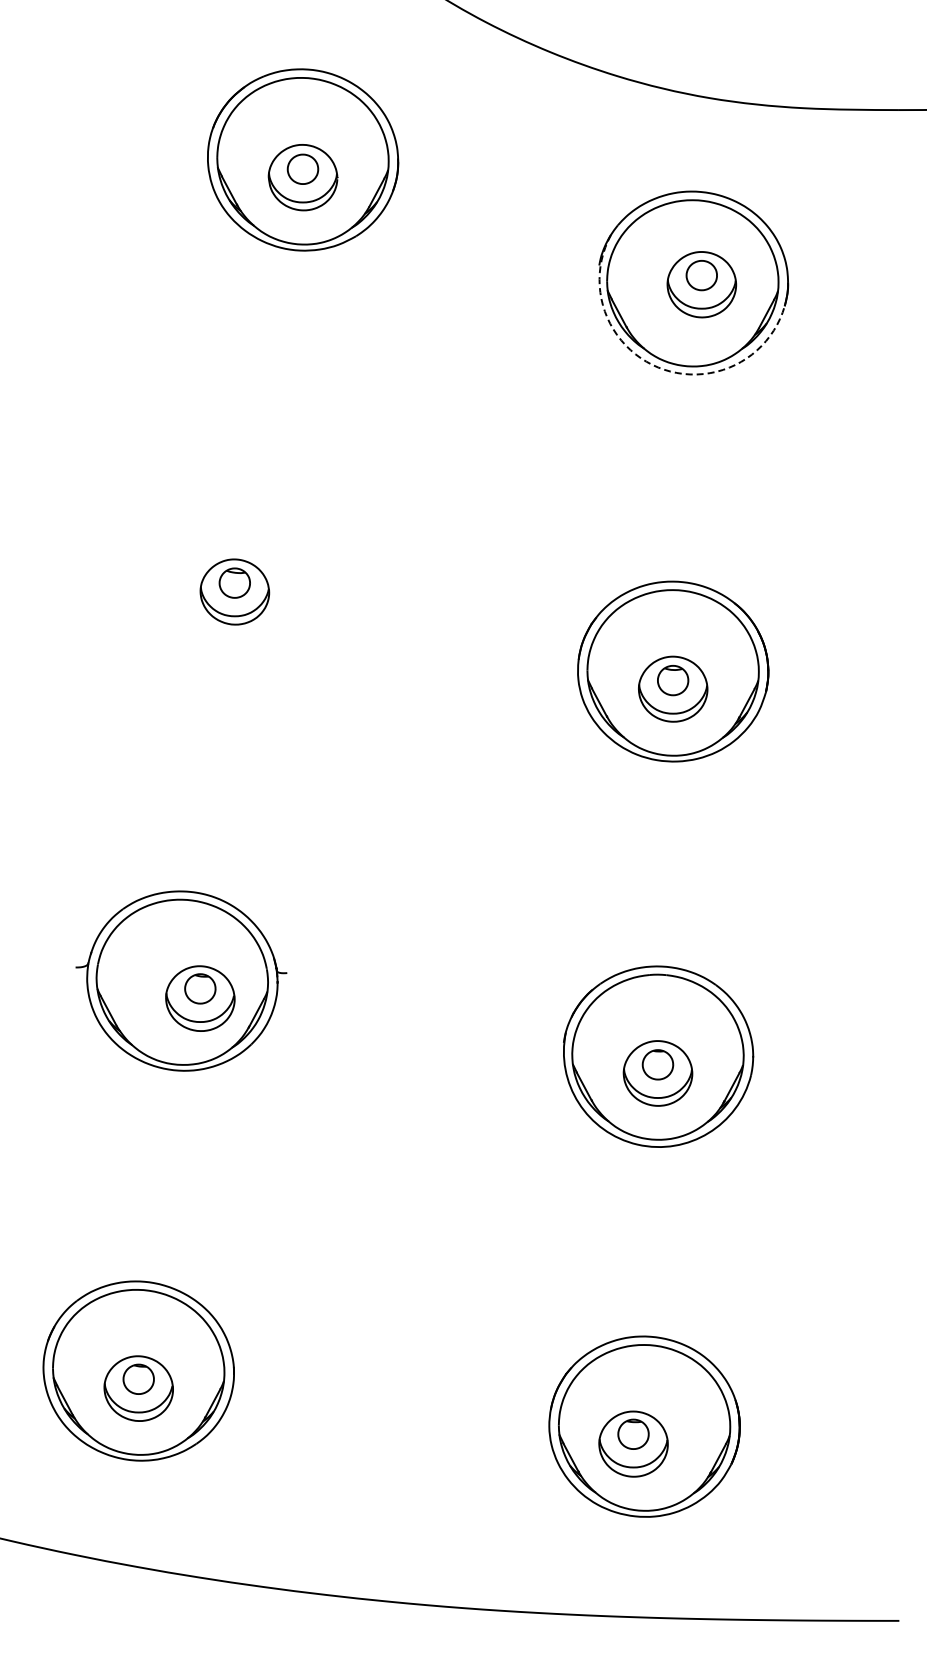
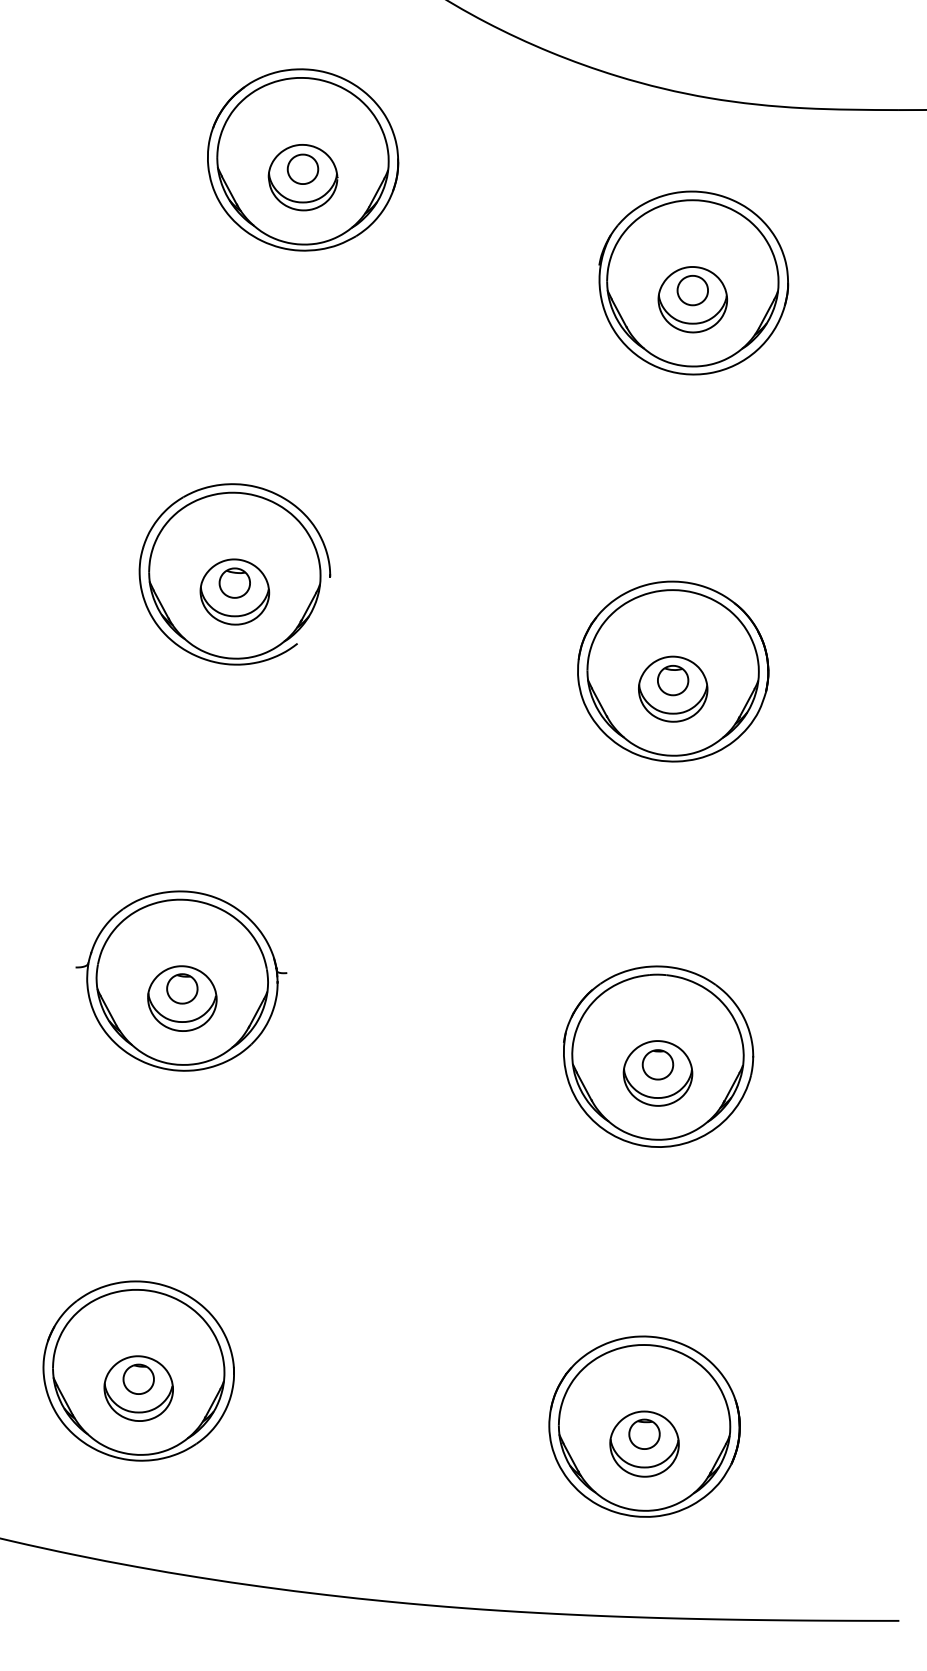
part position: (701, 284) -> (692, 299) (692, 299)
arc: dashed -> solid (658, 367)
part: none -> present (234, 574)
part position: (200, 998) -> (182, 998) (182, 998)
part position: (633, 1443) -> (644, 1443) (644, 1443)
